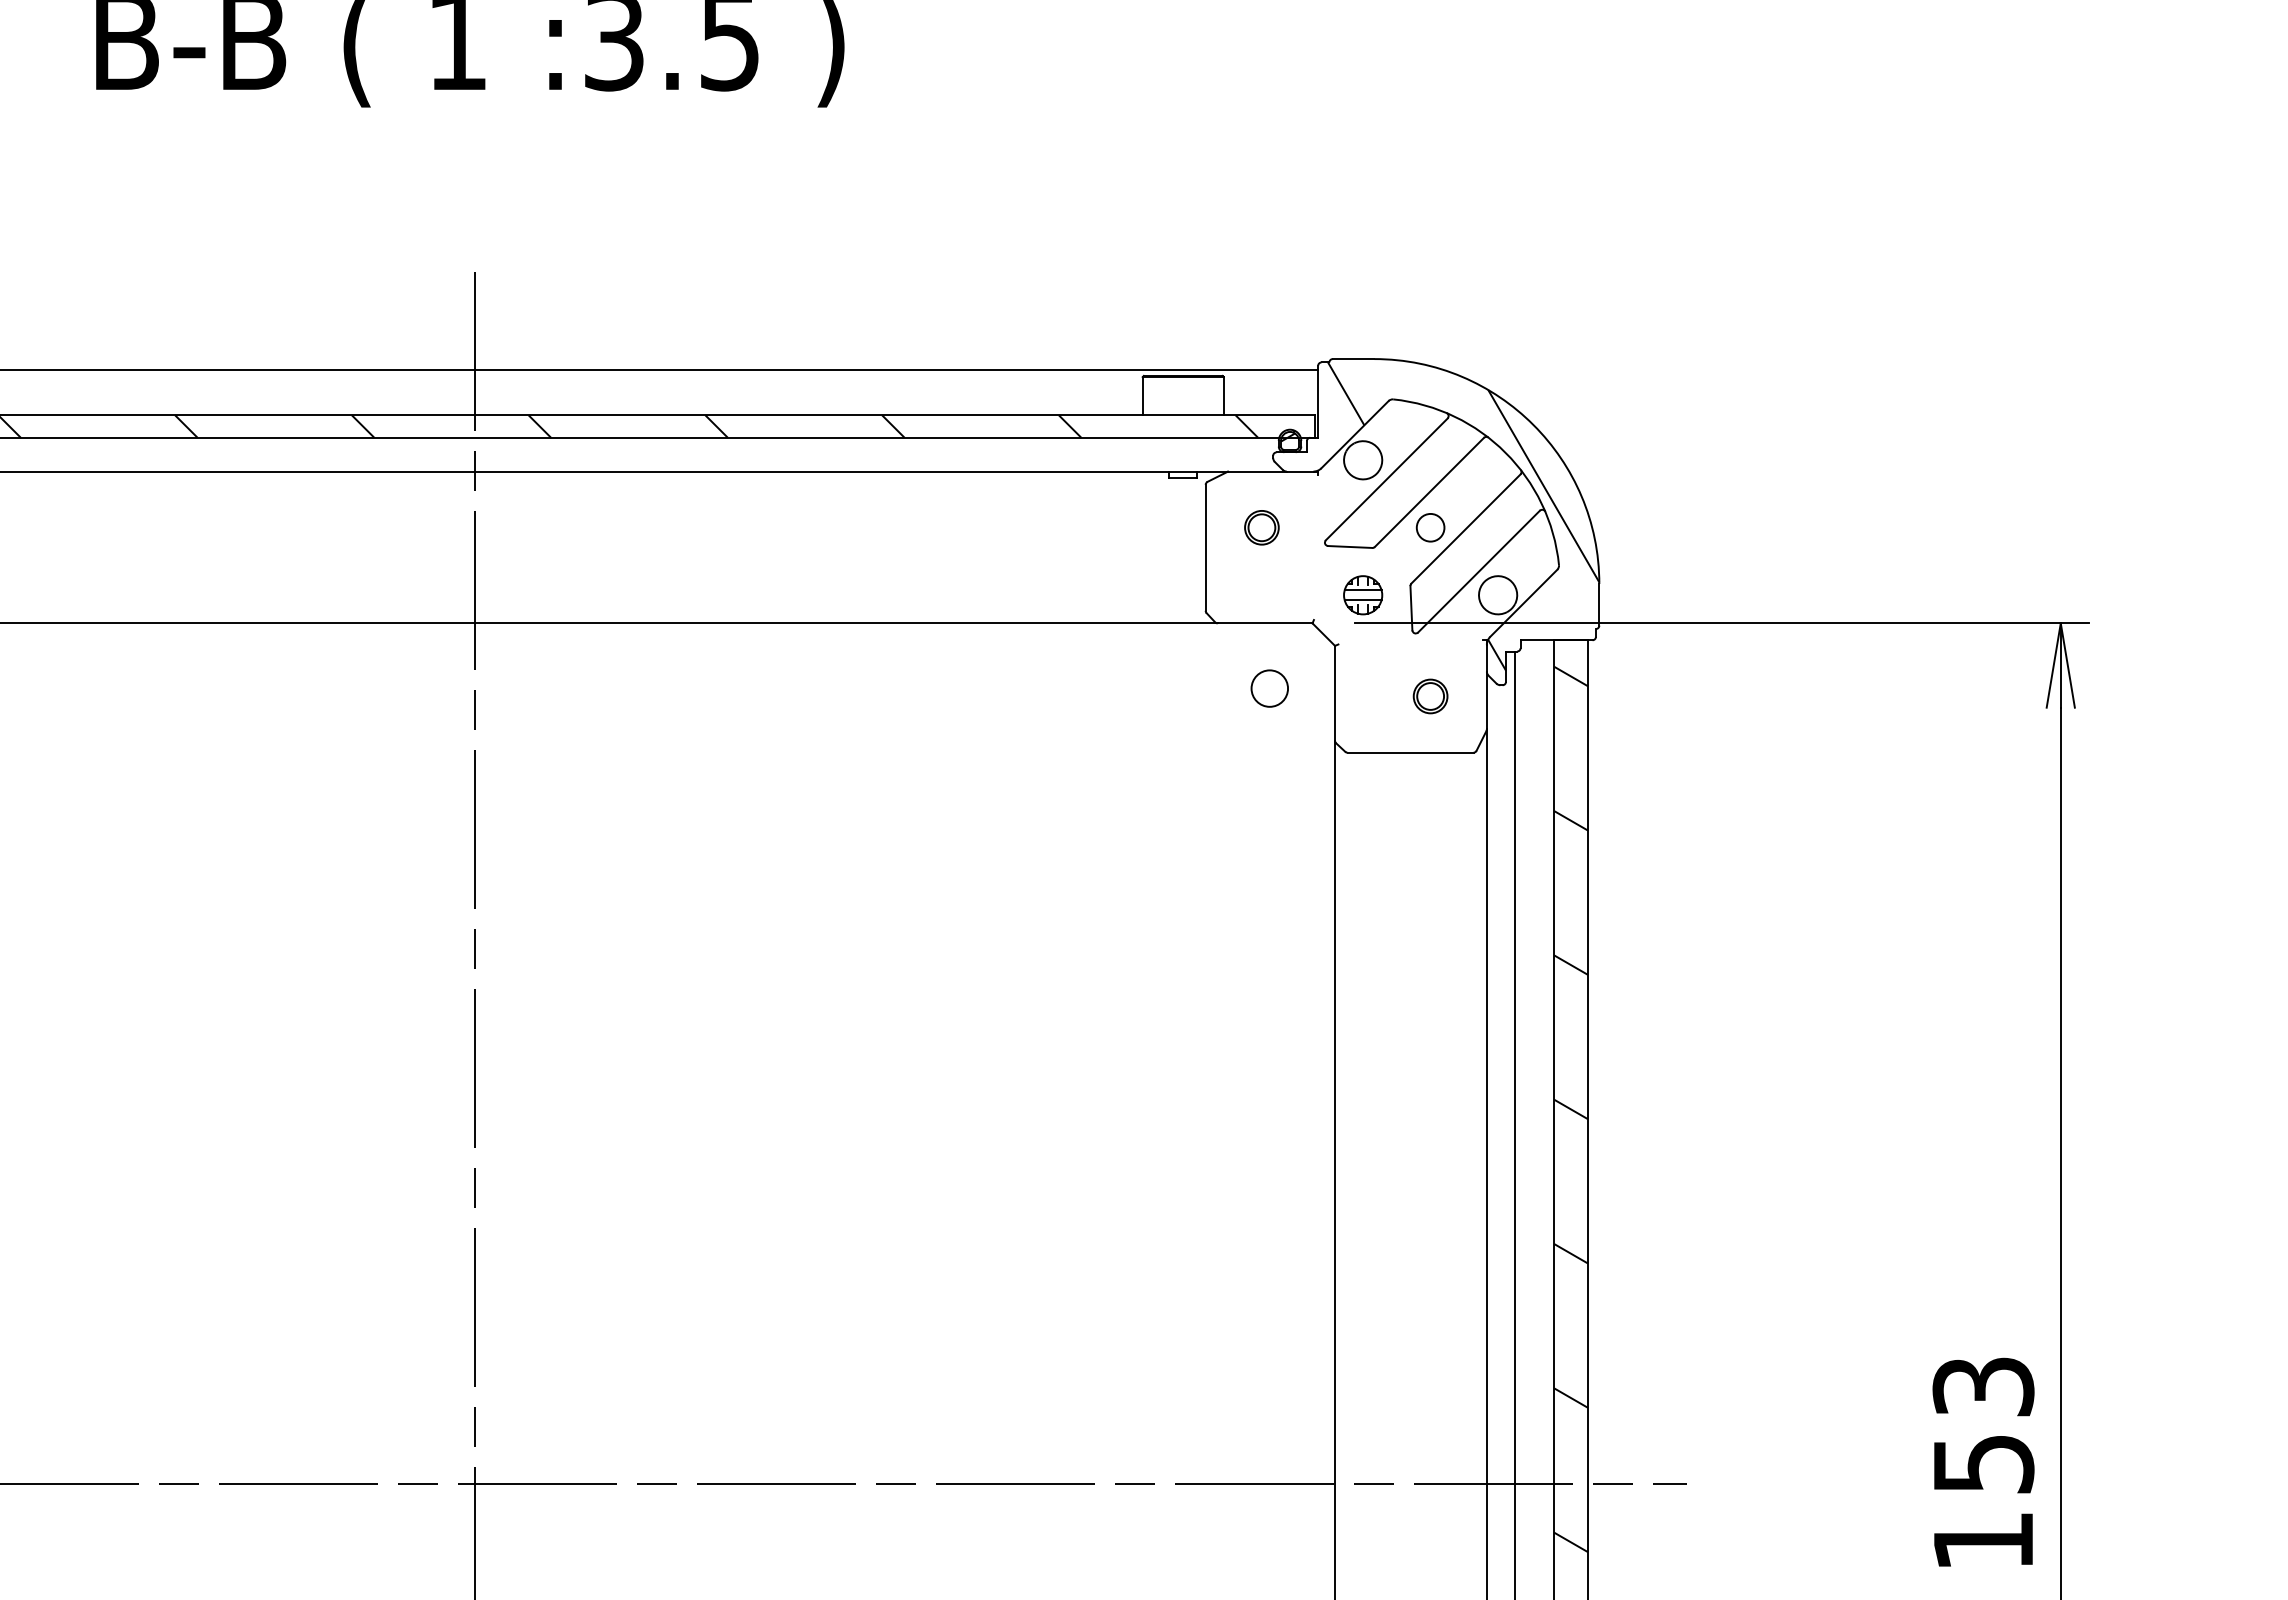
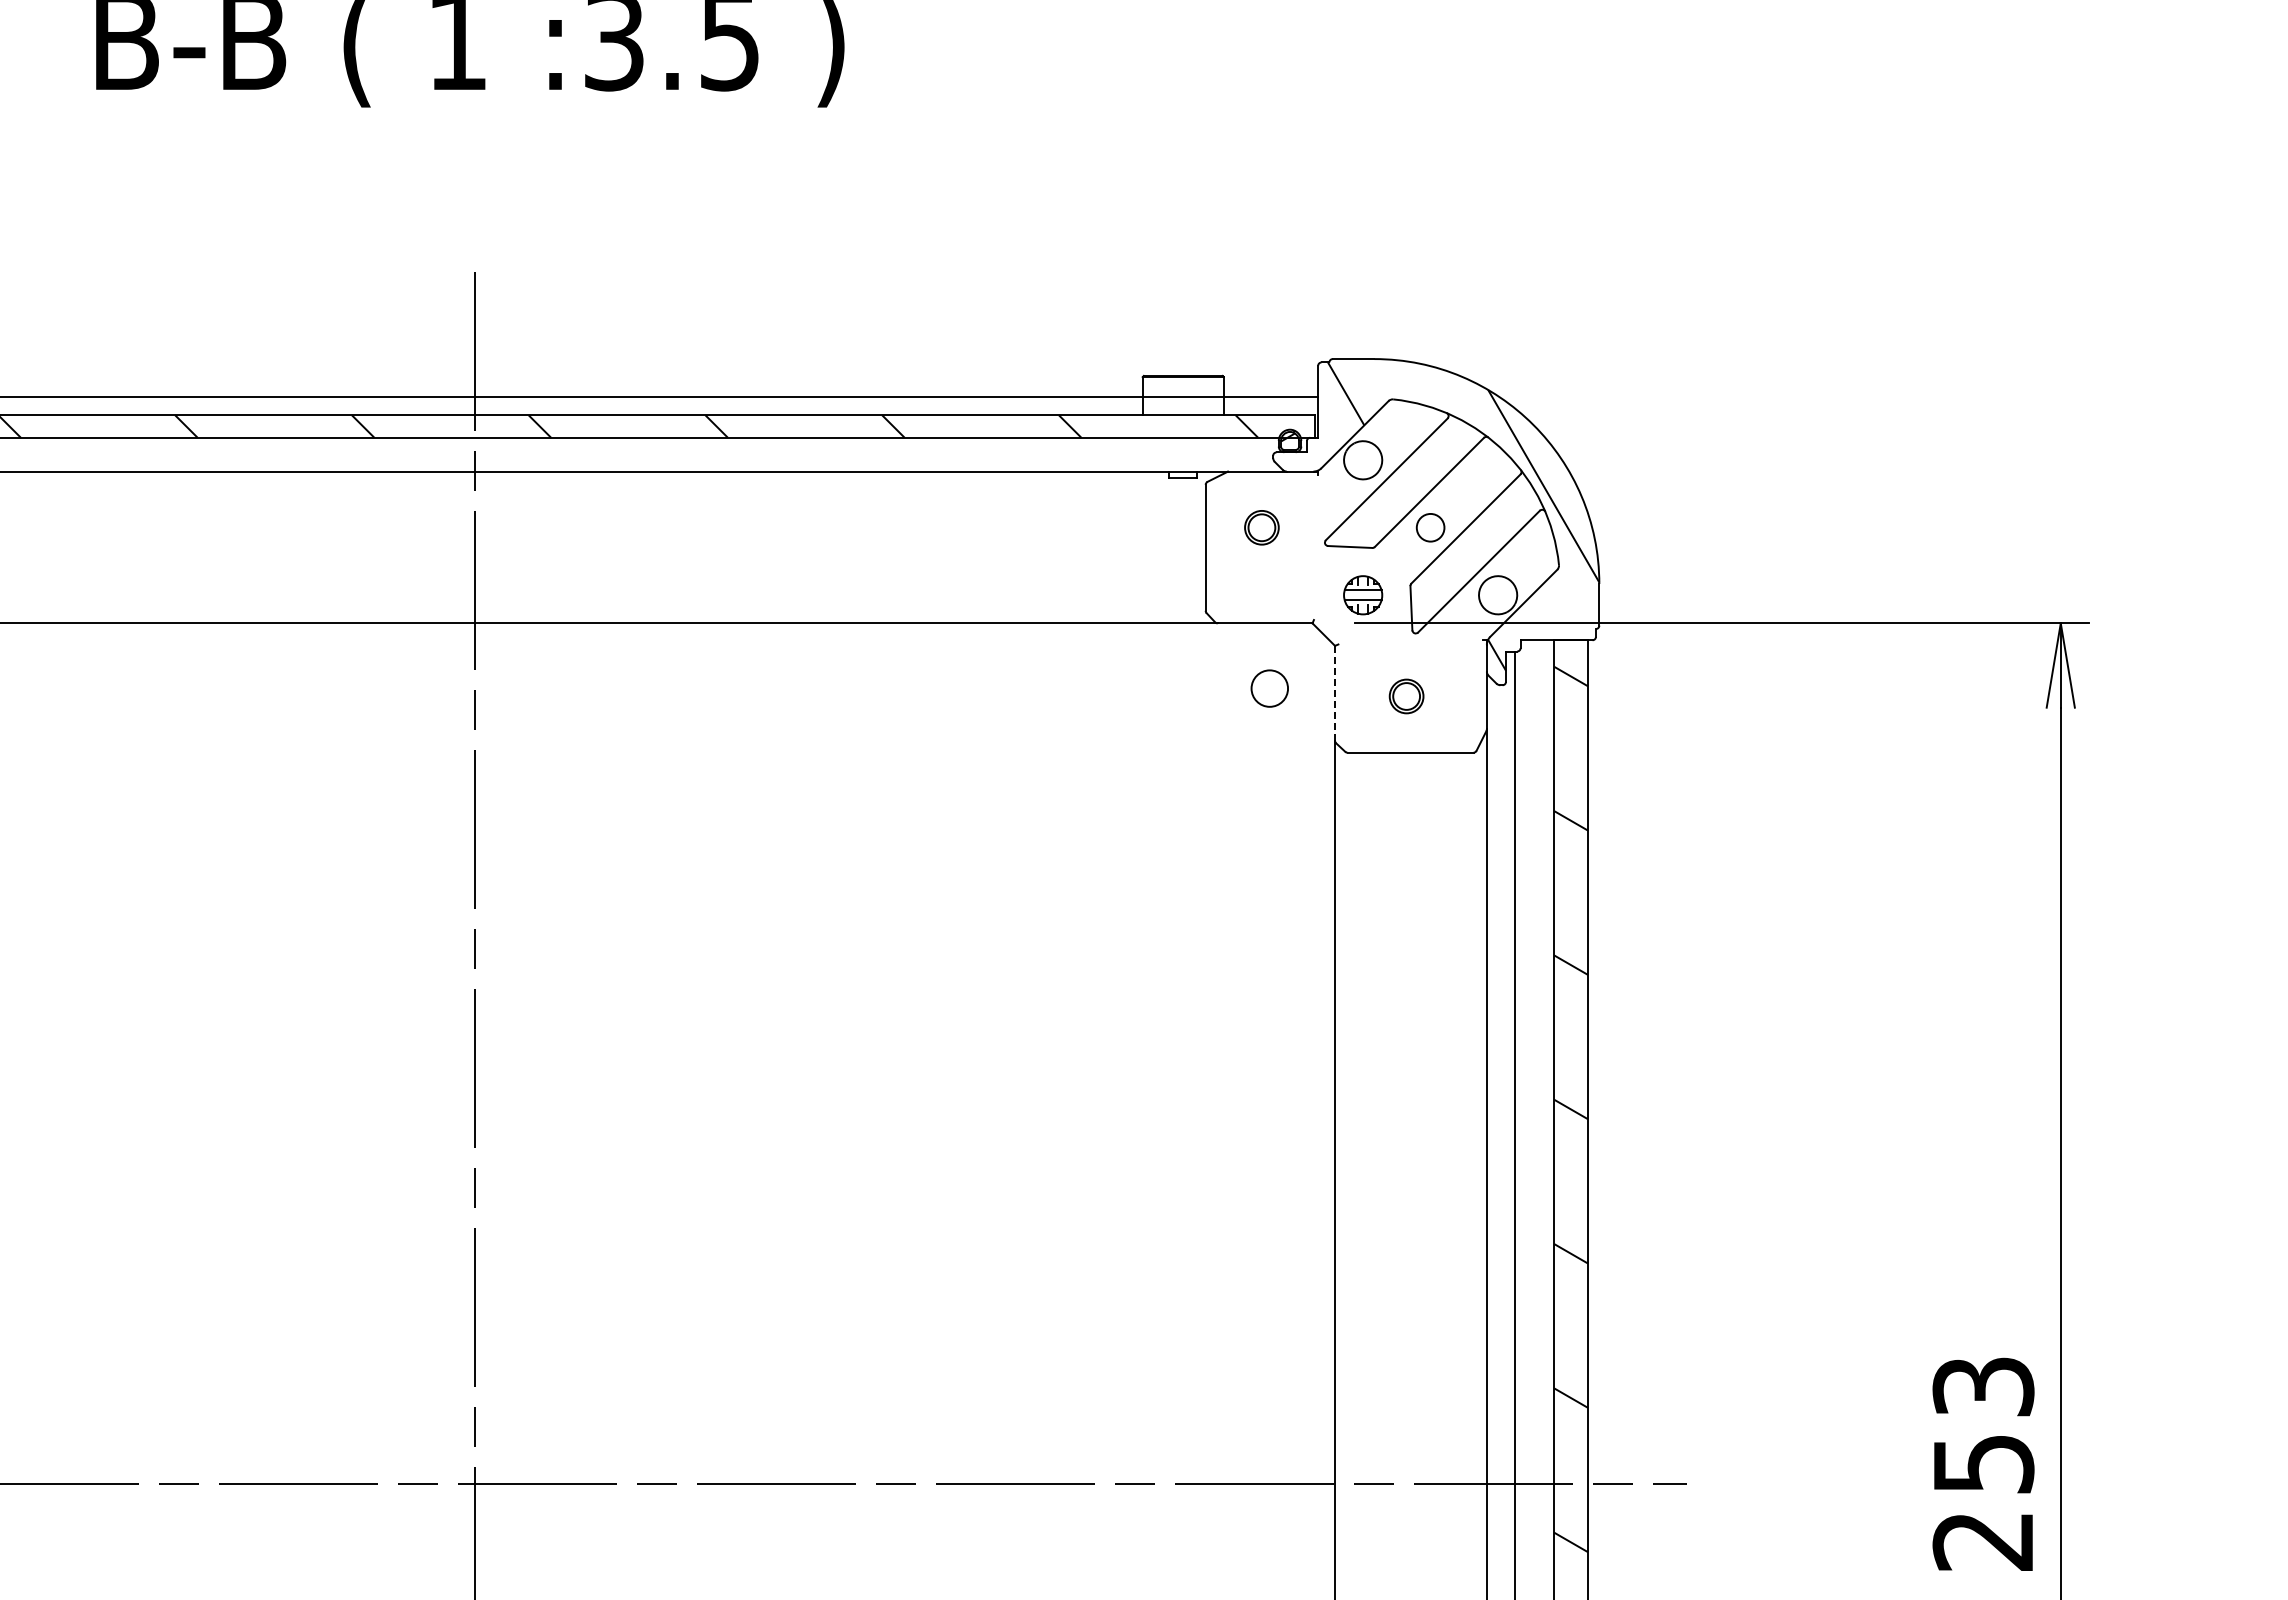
line position: (660, 370) -> (660, 397) (660, 397)
line: solid -> dashed (1335, 693)
part position: (1430, 696) -> (1406, 696) (1406, 696)
text: 153 -> 253 (1982, 1541)
